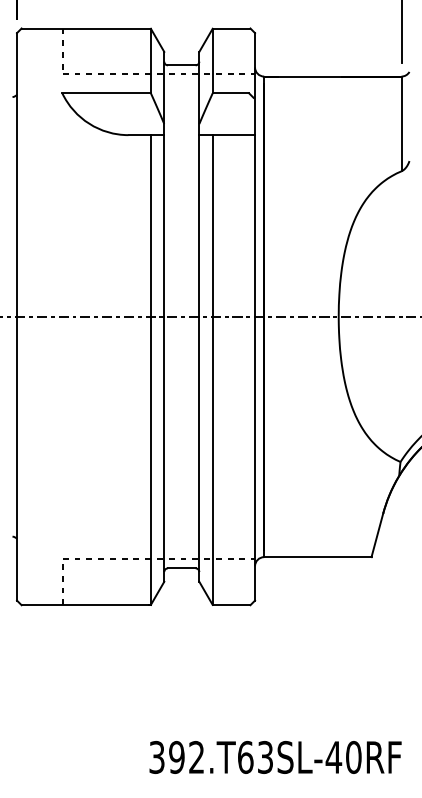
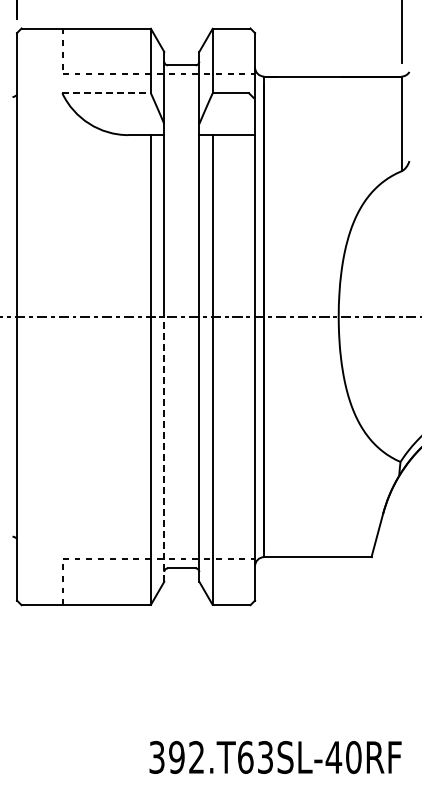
line: solid -> dashed (107, 93)
line: solid -> dashed (164, 448)
